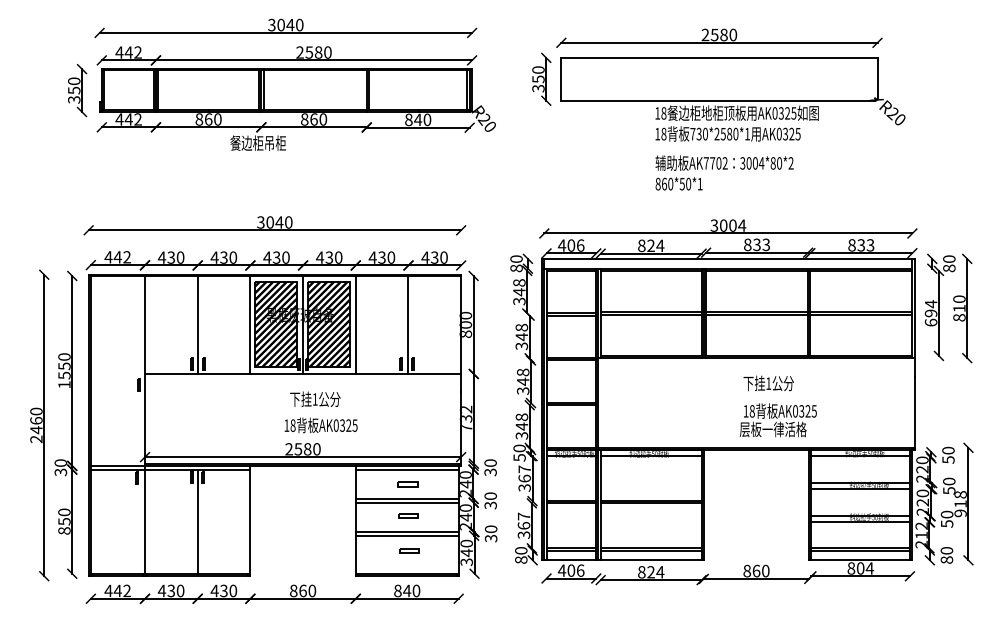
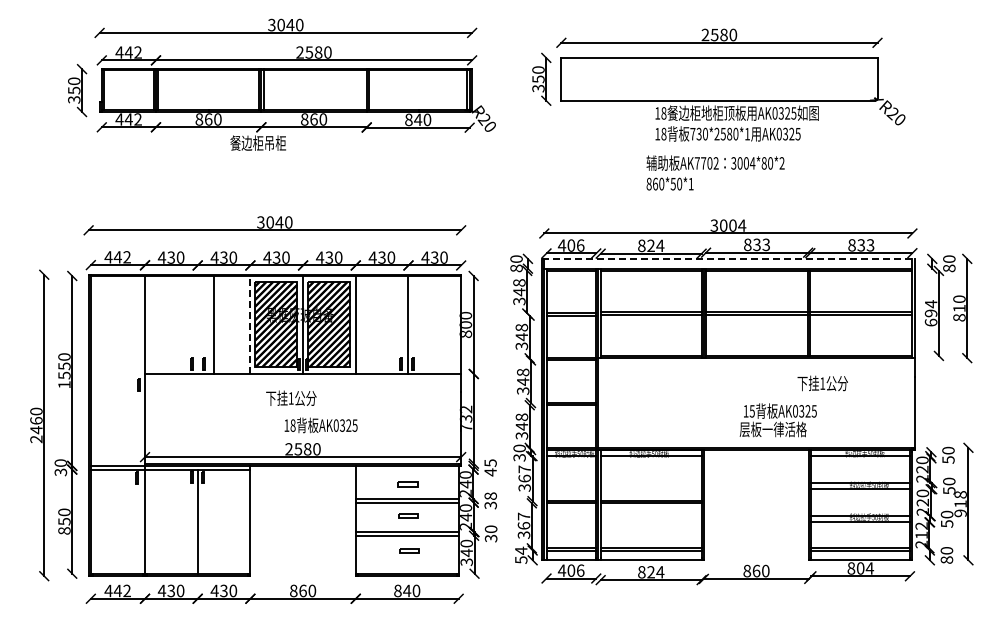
text position: (724, 172) -> (715, 172) (715, 172)
line: solid -> dashed (728, 258)
line position: (197, 324) -> (213, 324) (213, 324)
line: solid -> dashed (250, 324)
text position: (768, 383) -> (822, 383) (822, 383)
text position: (315, 398) -> (291, 397) (291, 397)
text: 18 -> 15 (751, 411)
text: 50 -> 30 (519, 457)
text: 30 -> 45 (490, 467)
line: present -> none (406, 469)
text: 30 -> 38 (490, 495)
text: 80 -> 54 (521, 554)
